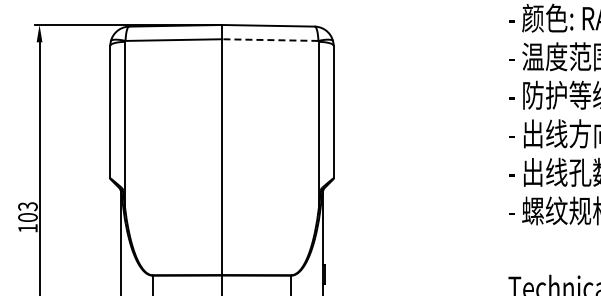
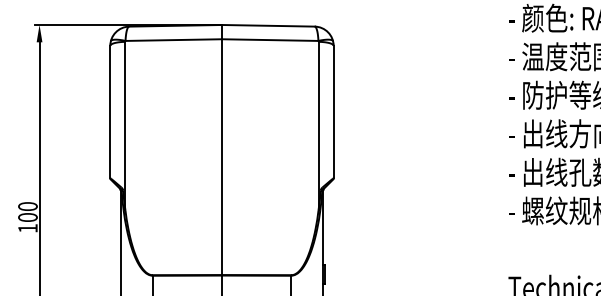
line: dashed -> solid (269, 40)
text: 103 -> 100 (27, 206)
